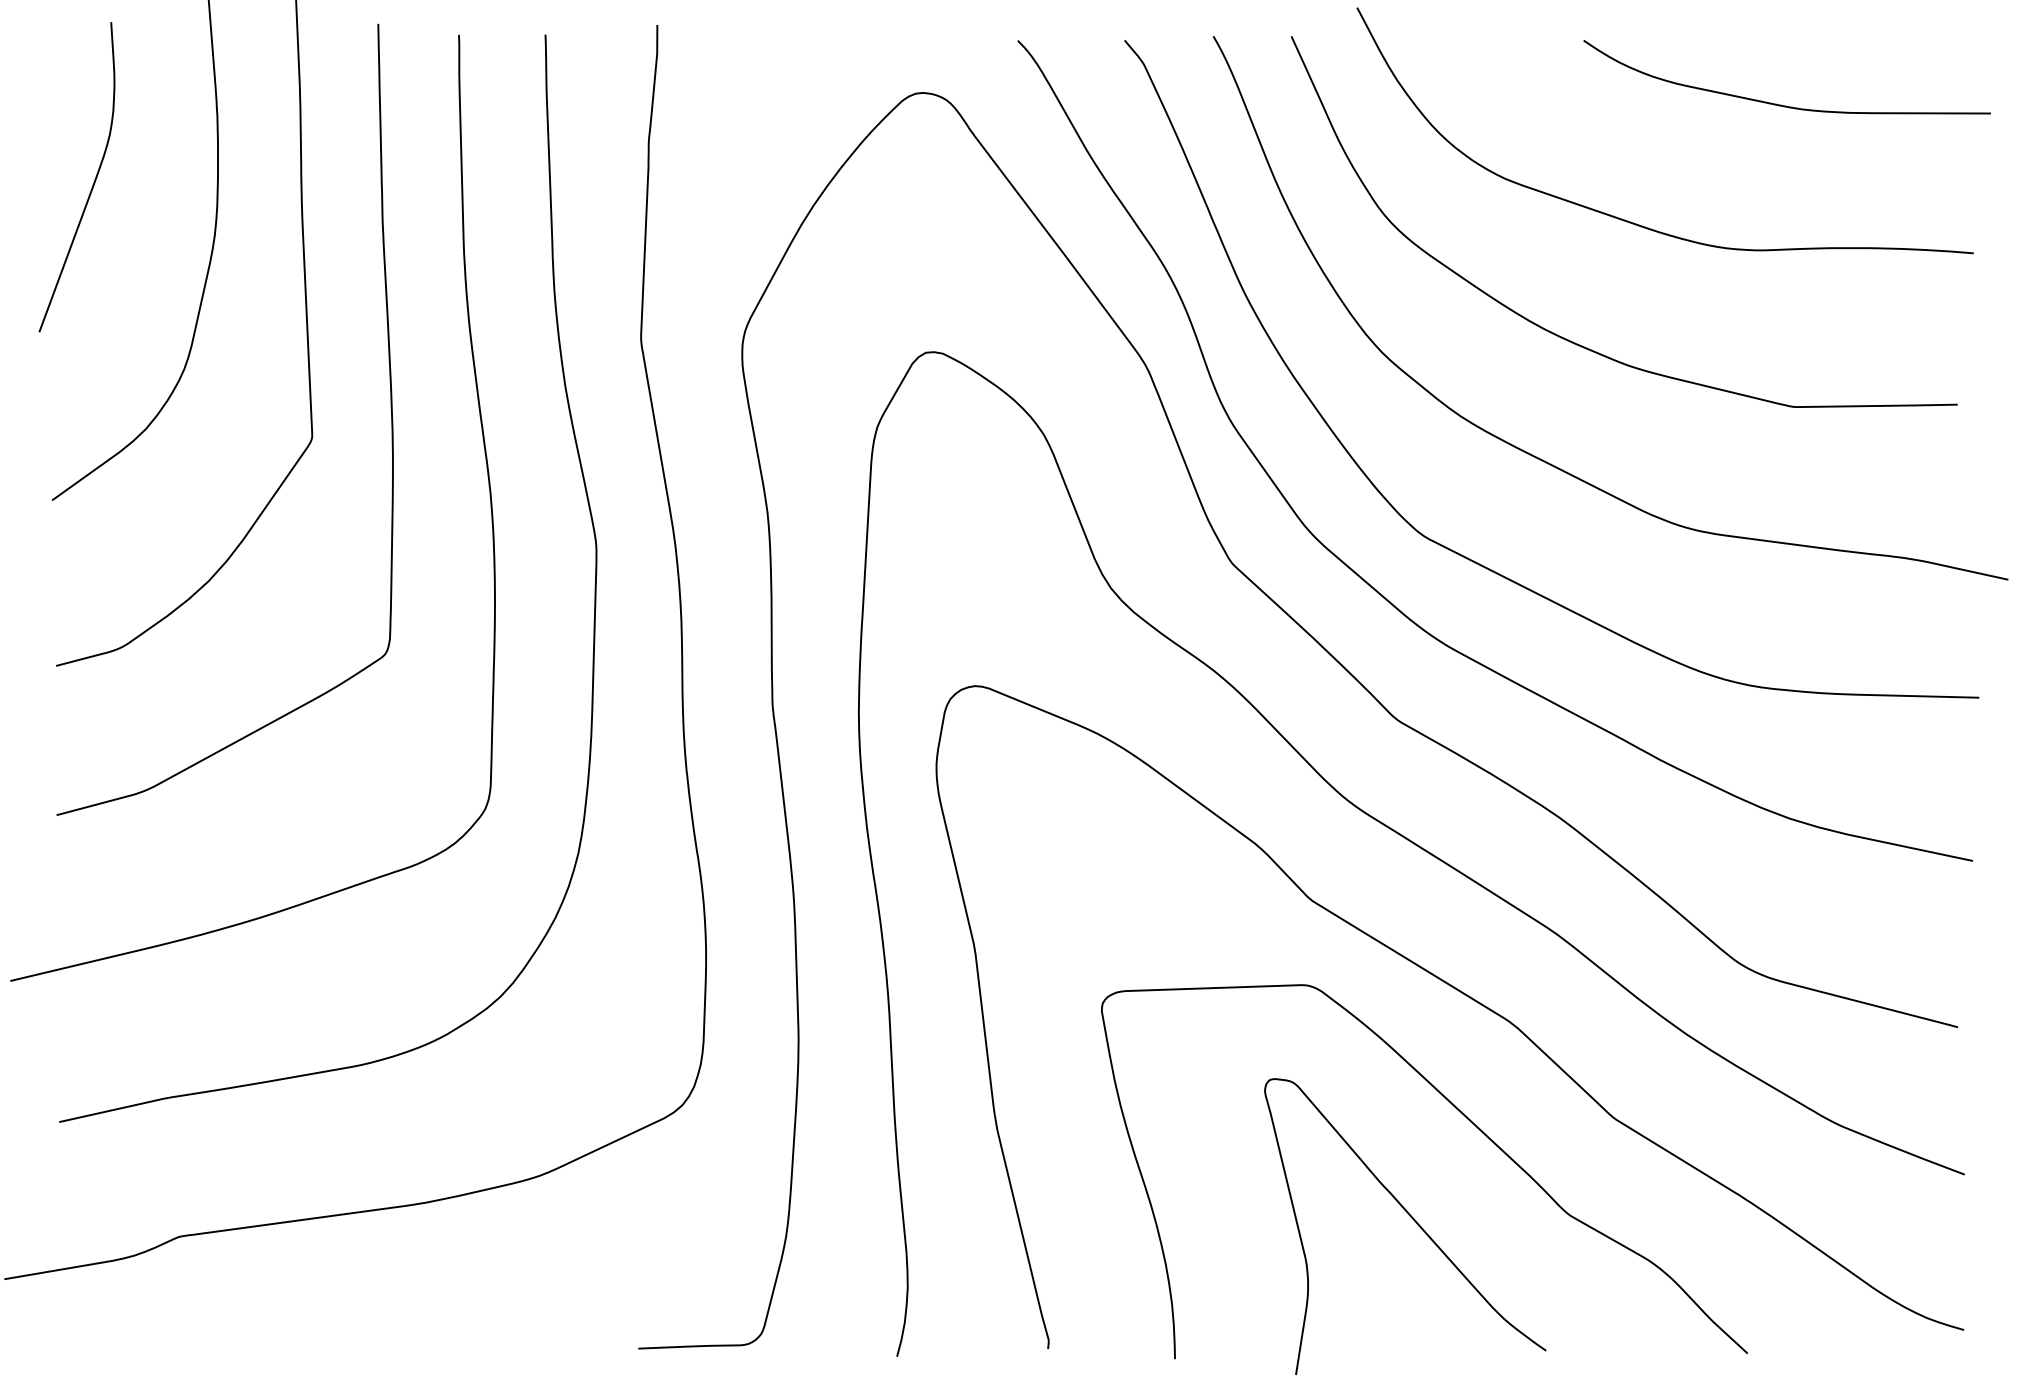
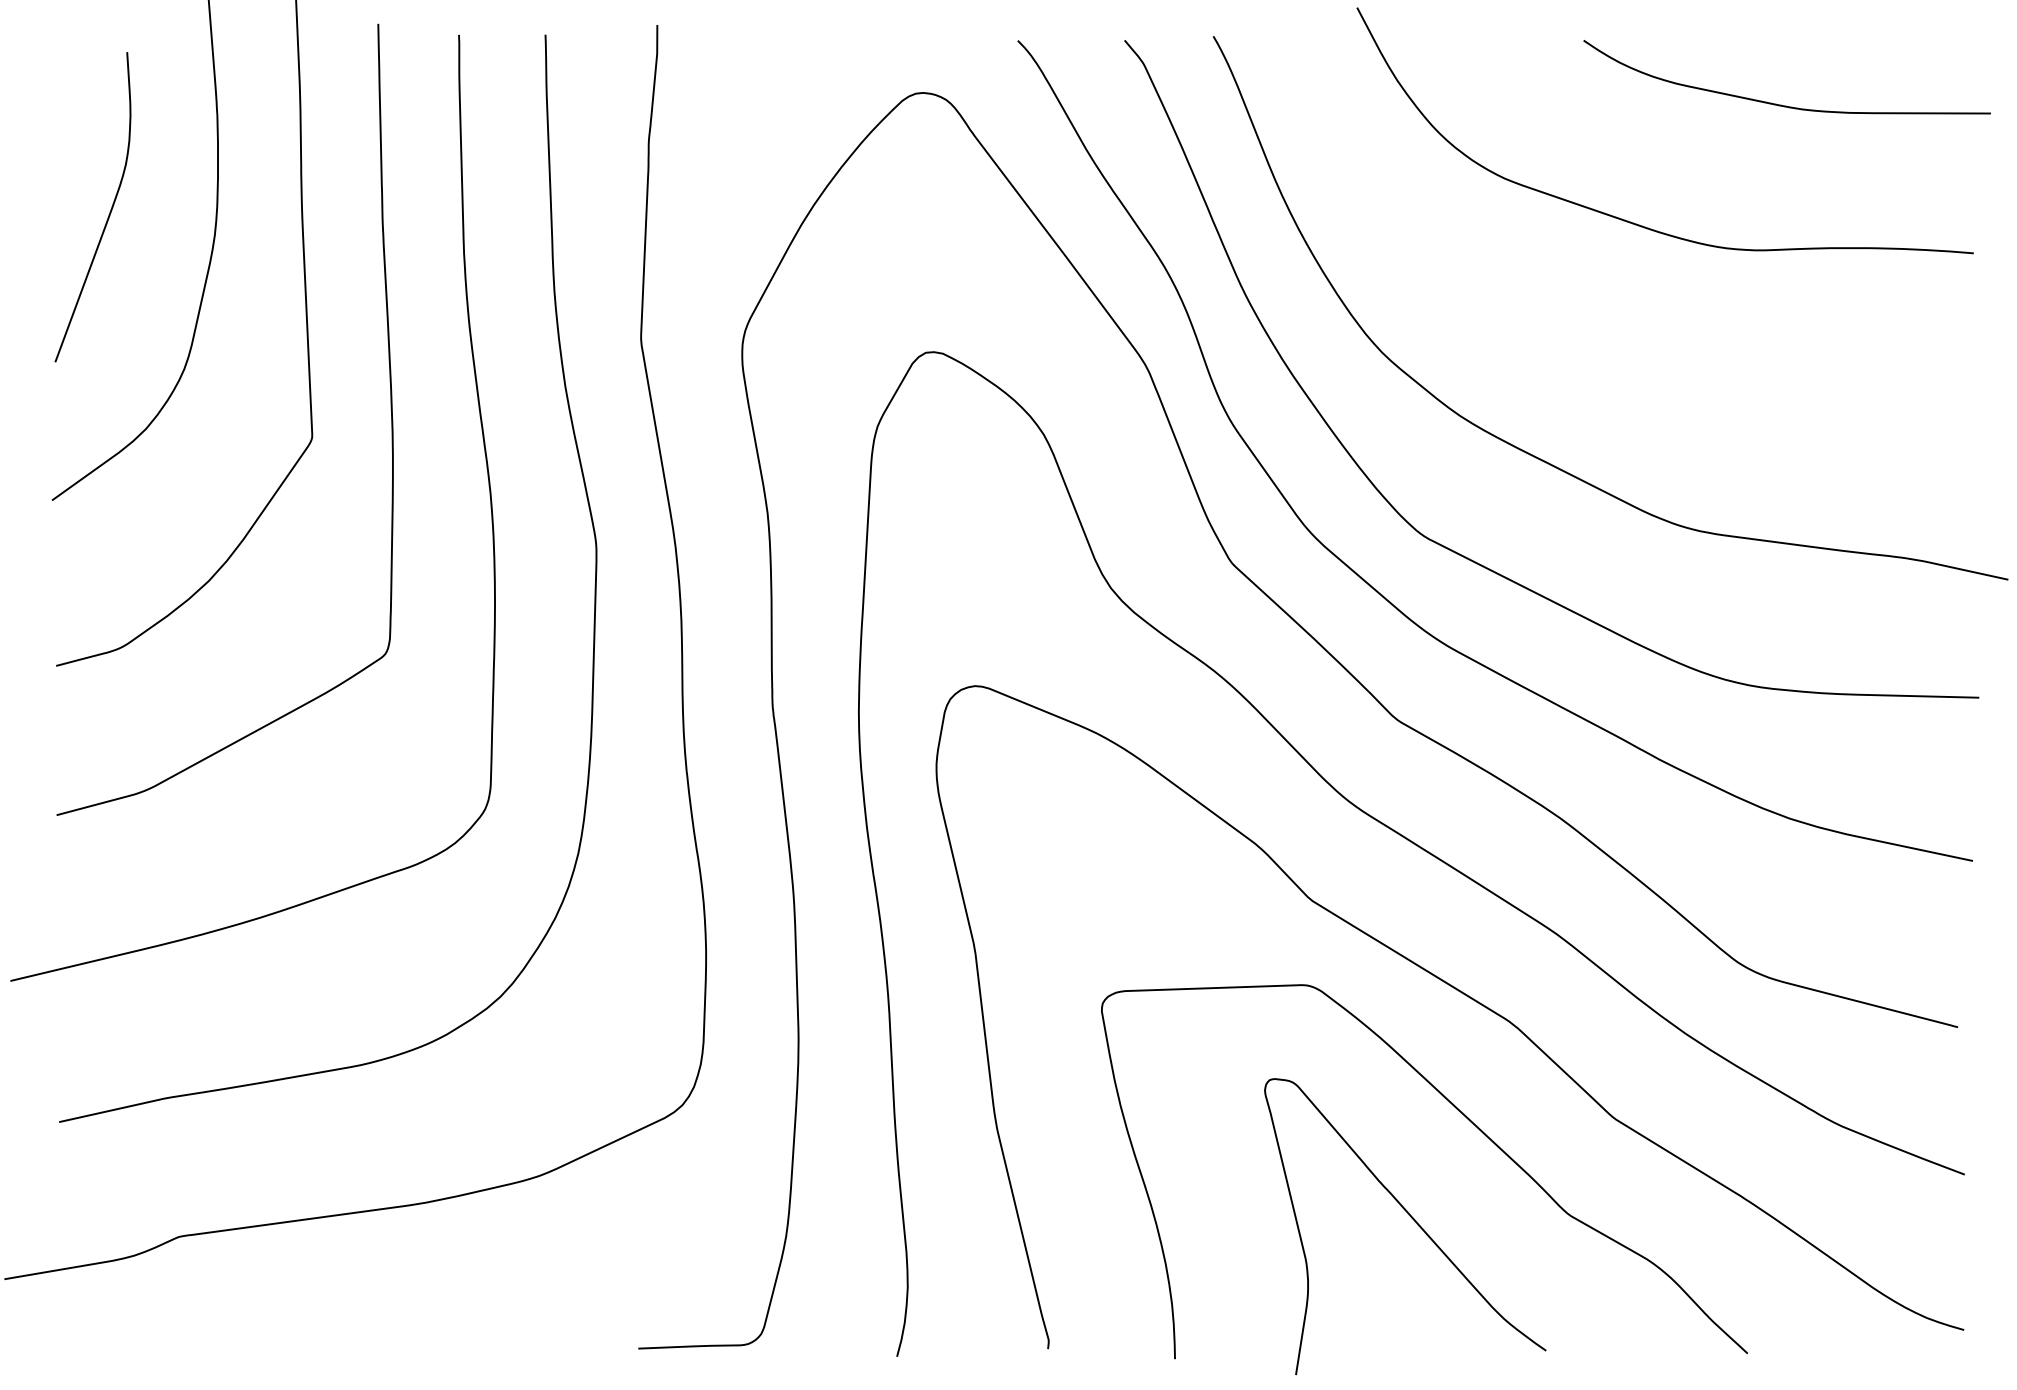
curve position: (92, 184) -> (108, 214) (108, 214)
curve: present -> none (1573, 341)
